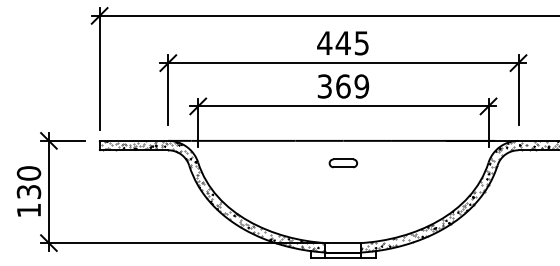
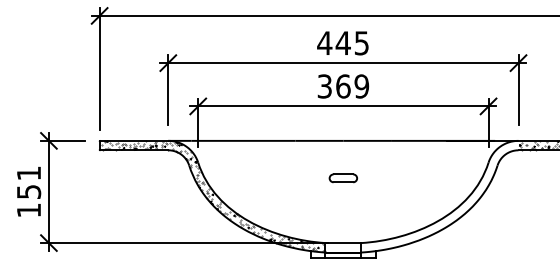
part position: (342, 163) -> (342, 178) (342, 178)
text: 130 -> 151 (28, 182)
hatch: present -> none (437, 196)
